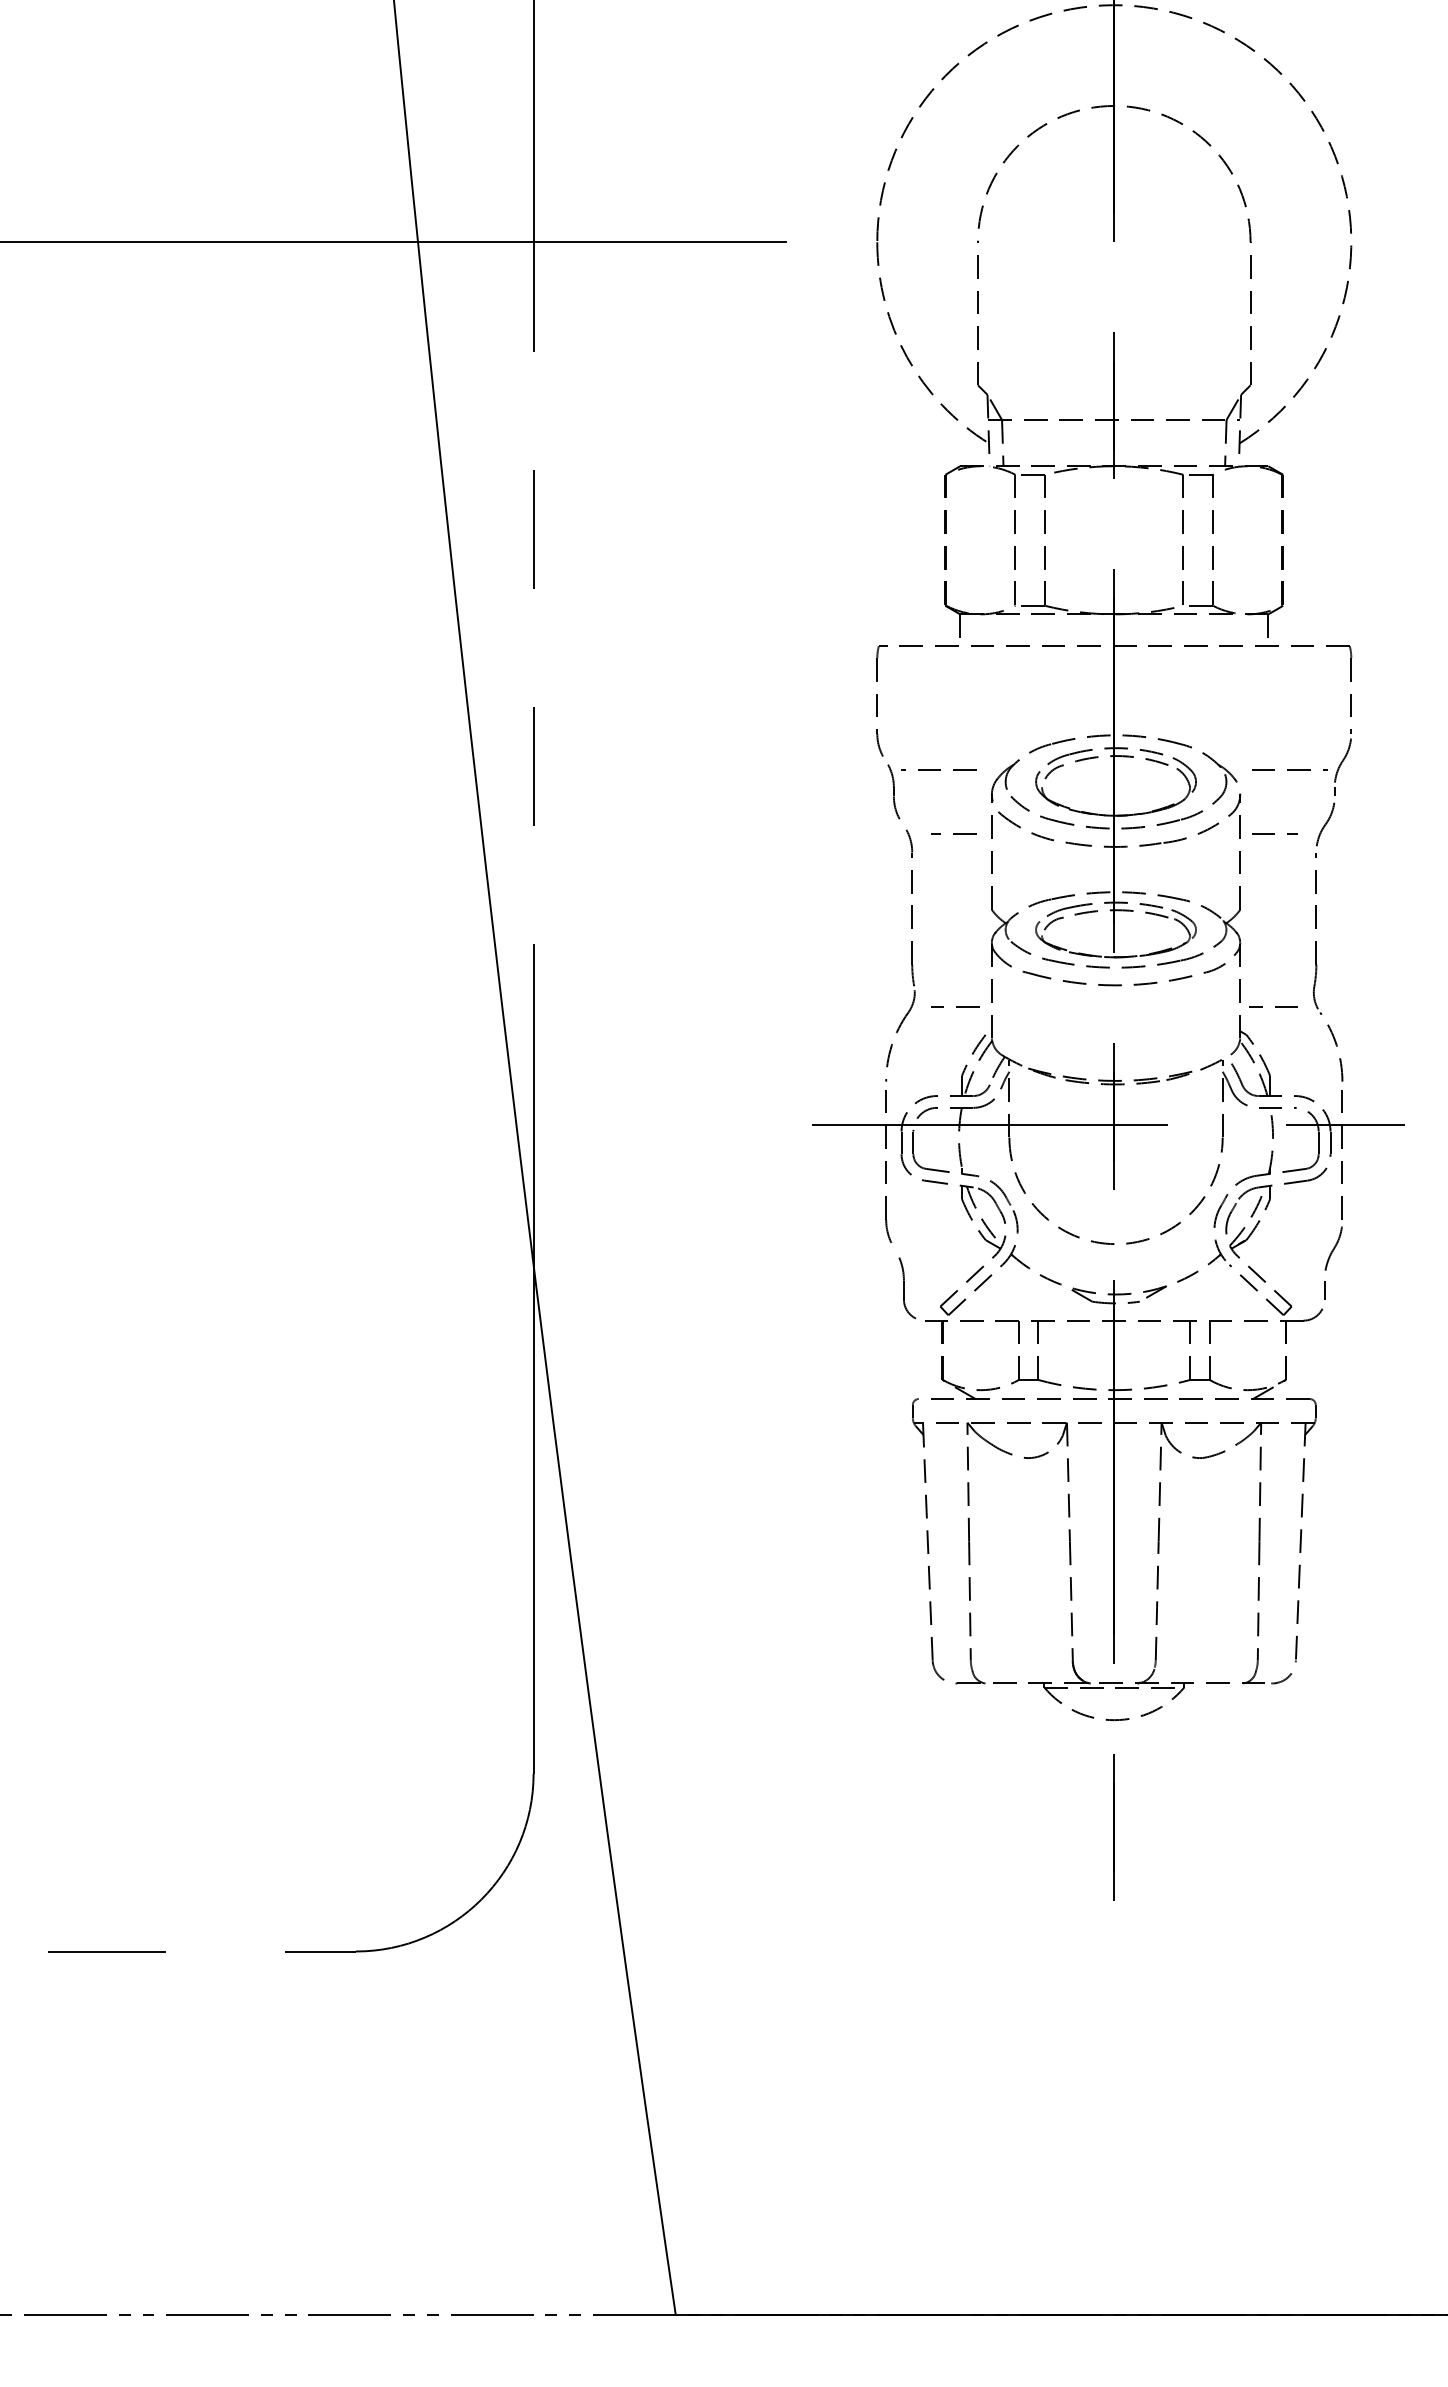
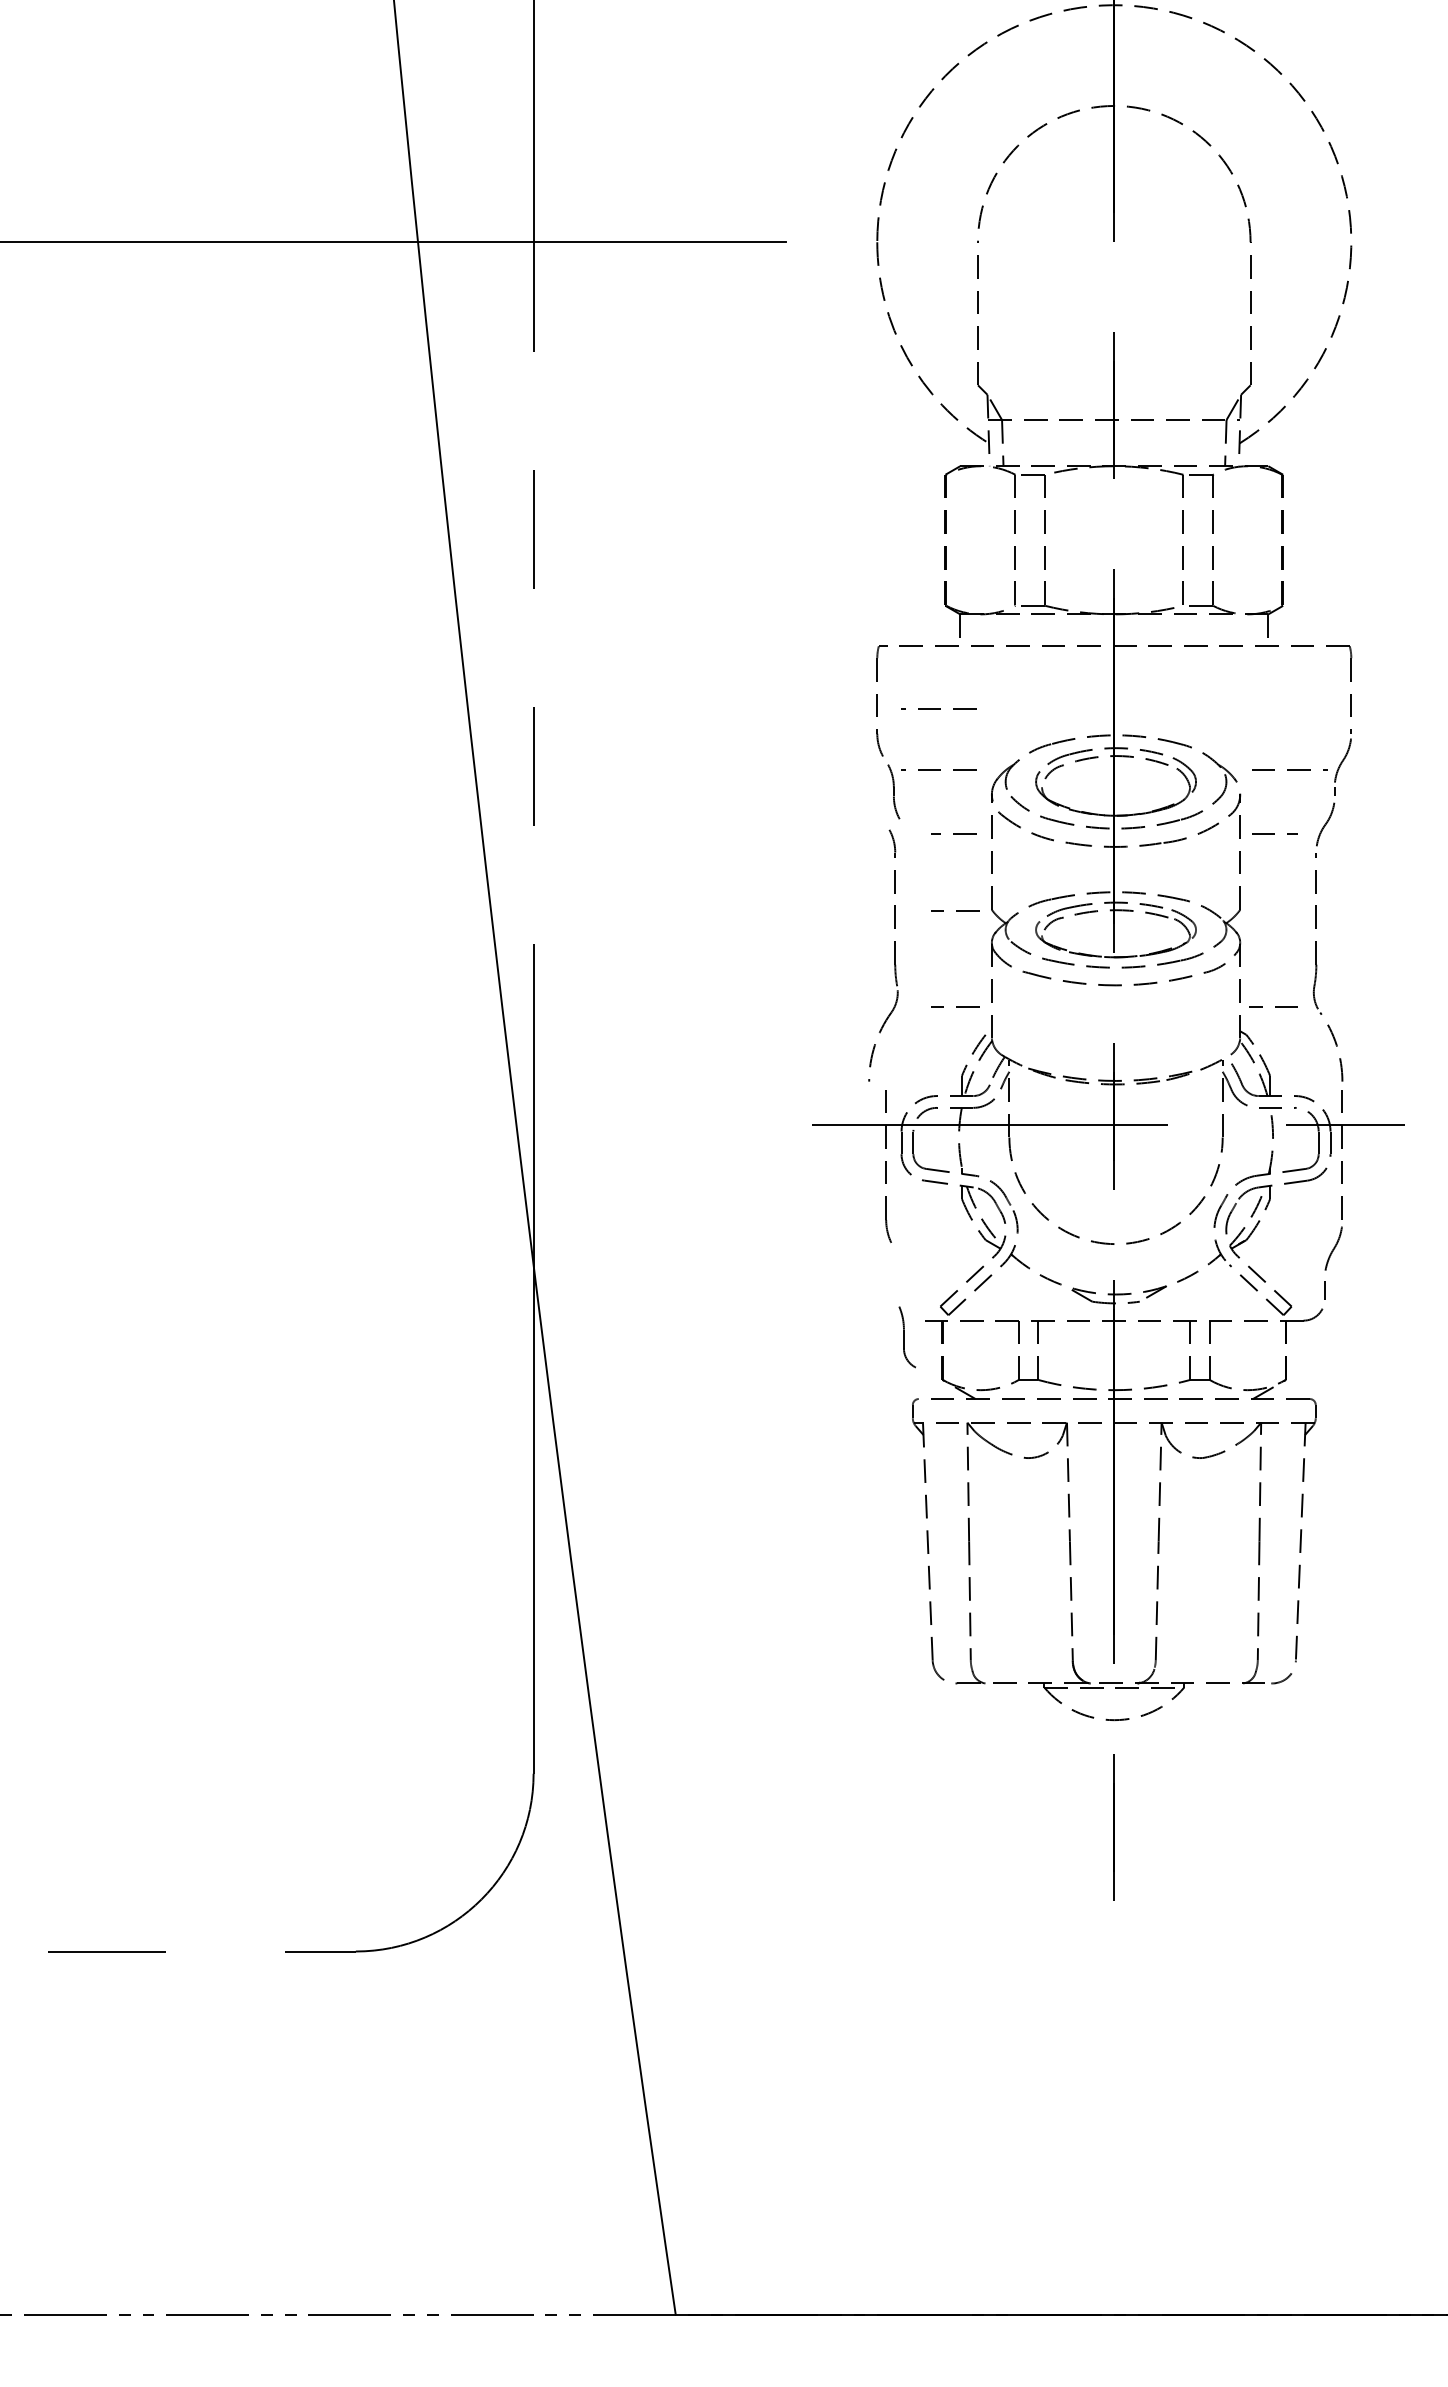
line: none -> present (938, 708)
line: none -> present (956, 910)
part position: (911, 955) -> (894, 955) (894, 955)
part position: (906, 1288) -> (906, 1337) (906, 1337)
